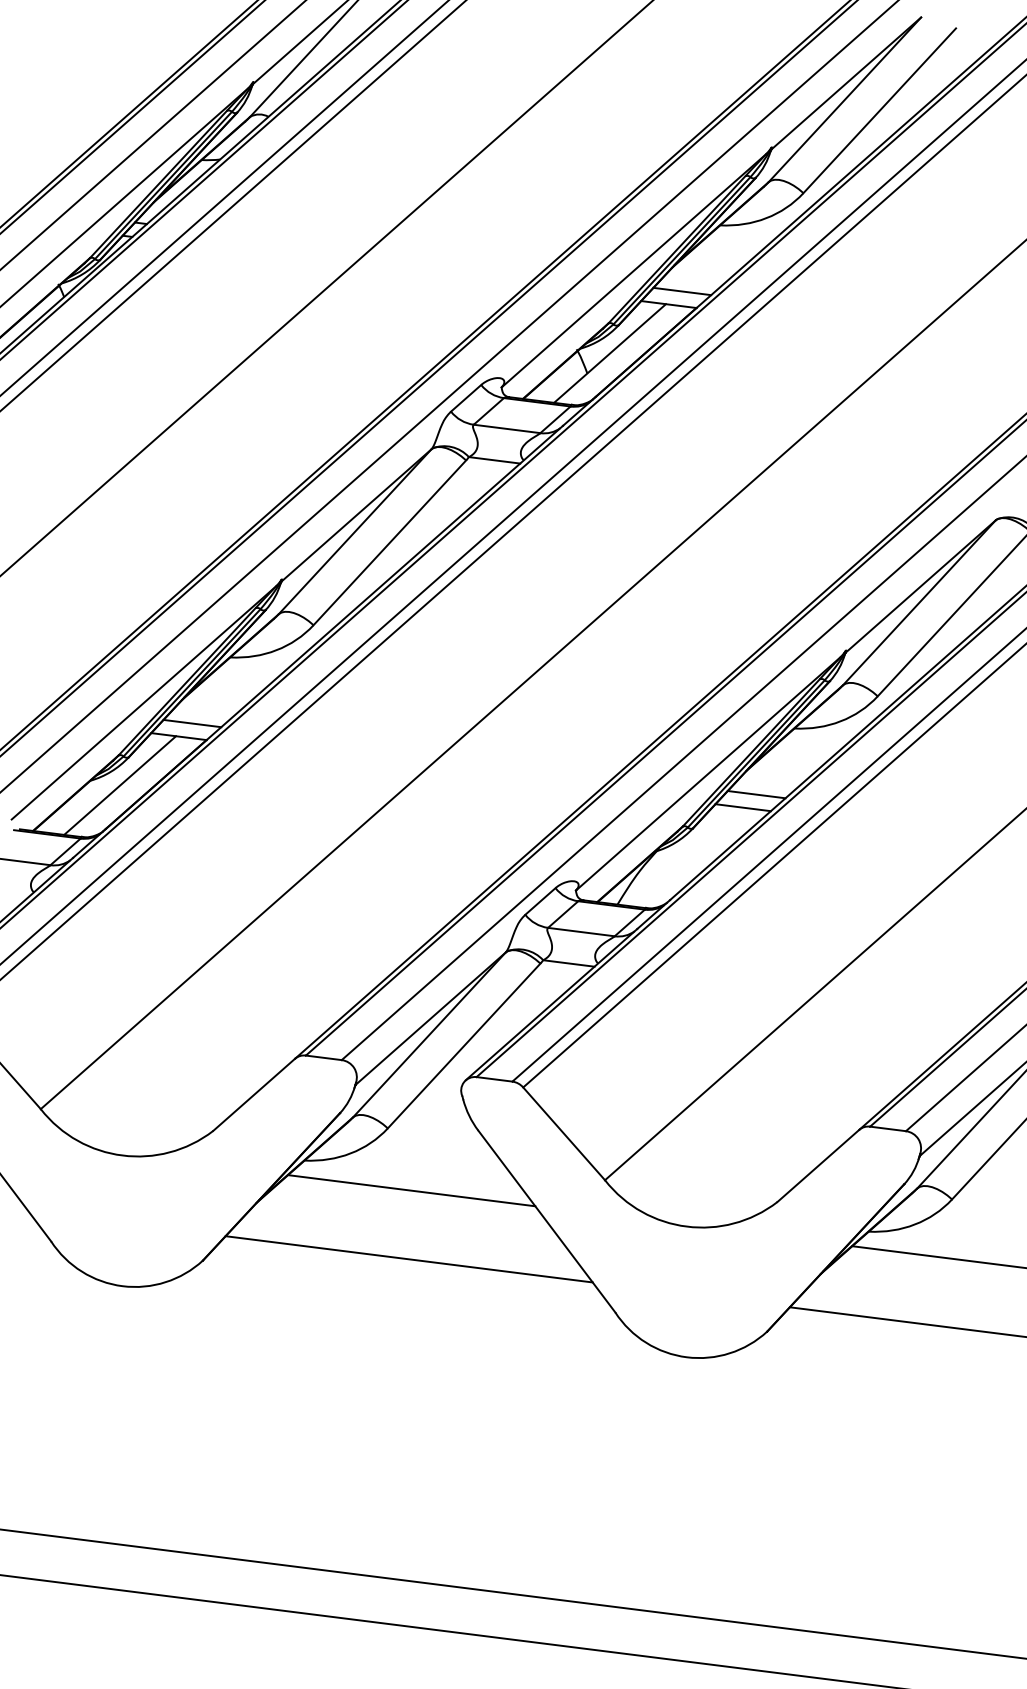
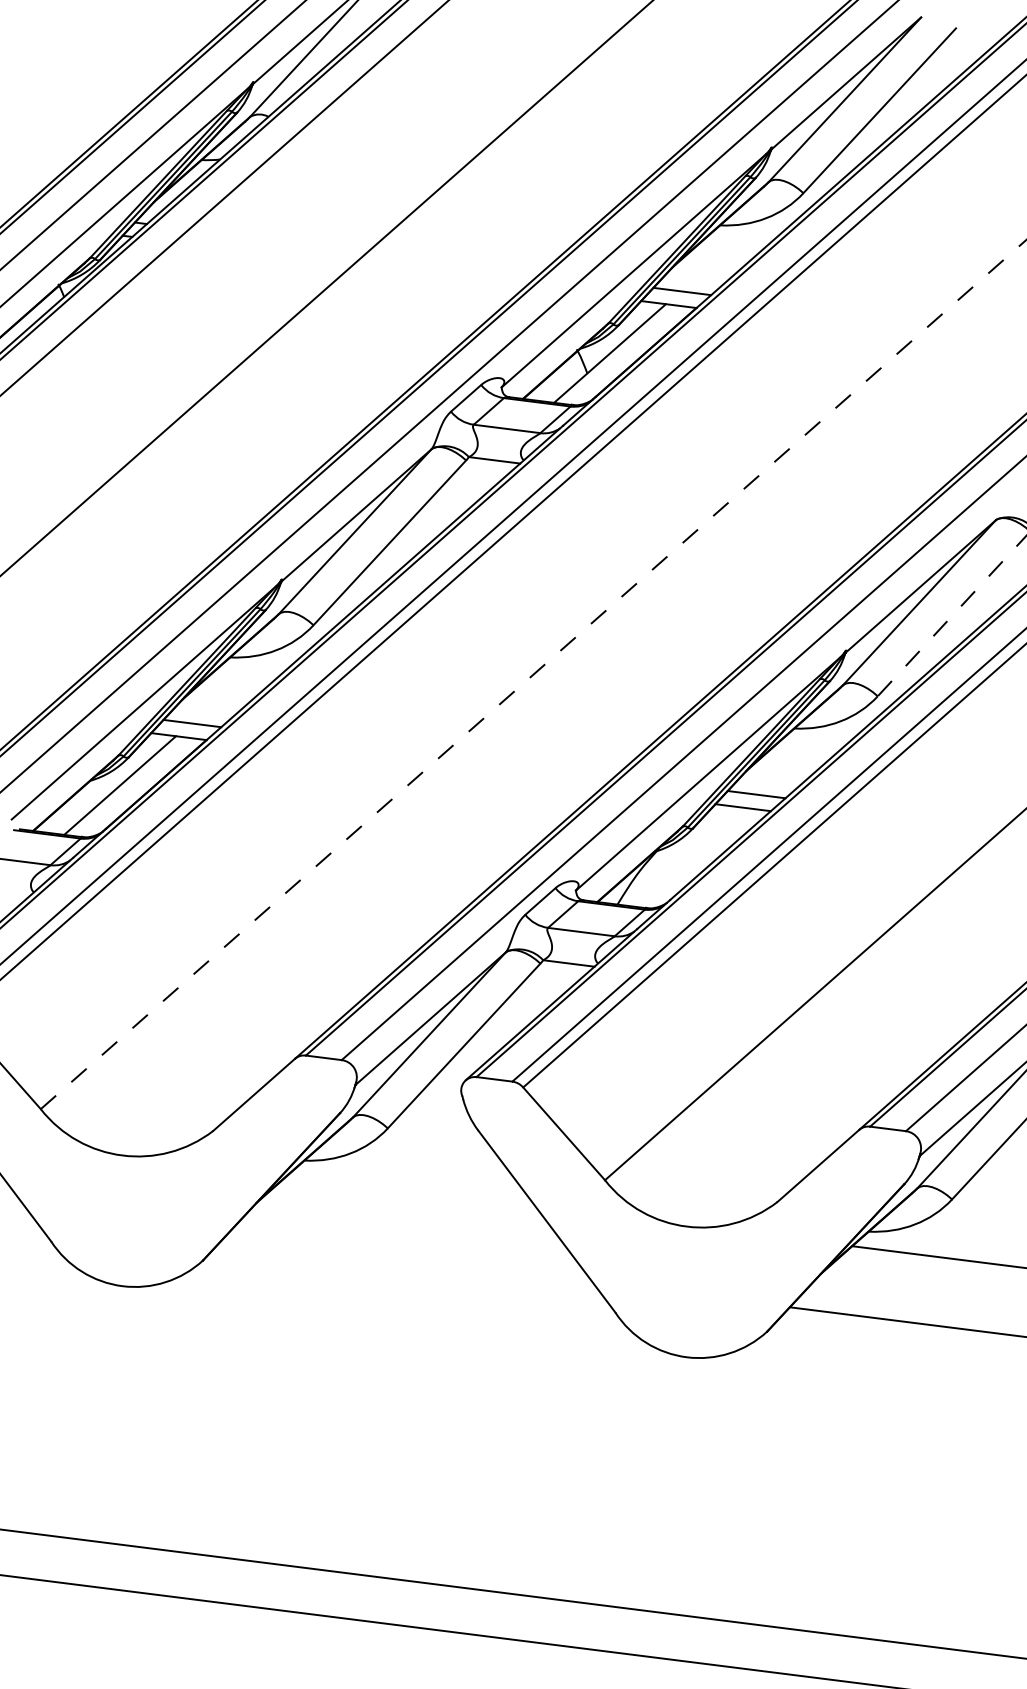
line: present -> none (233, 205)
line: solid -> dashed (952, 615)
line: solid -> dashed (533, 674)
line: present -> none (411, 1190)
line: present -> none (408, 1259)
